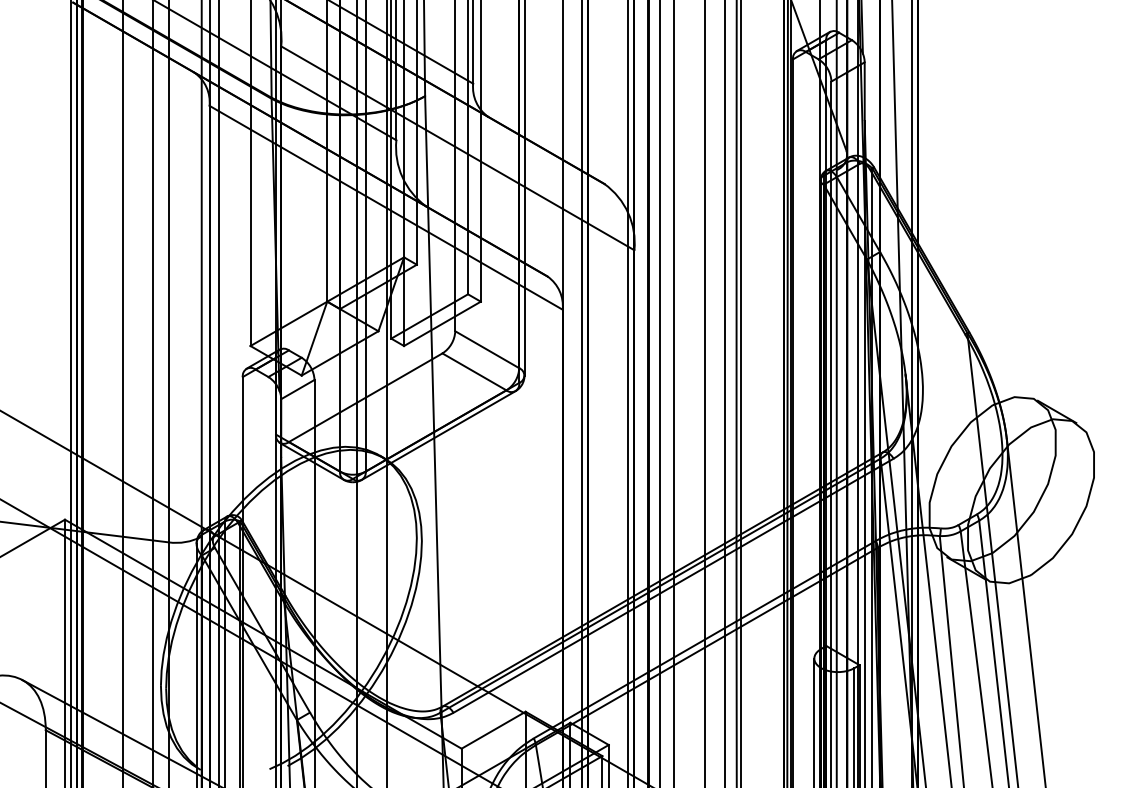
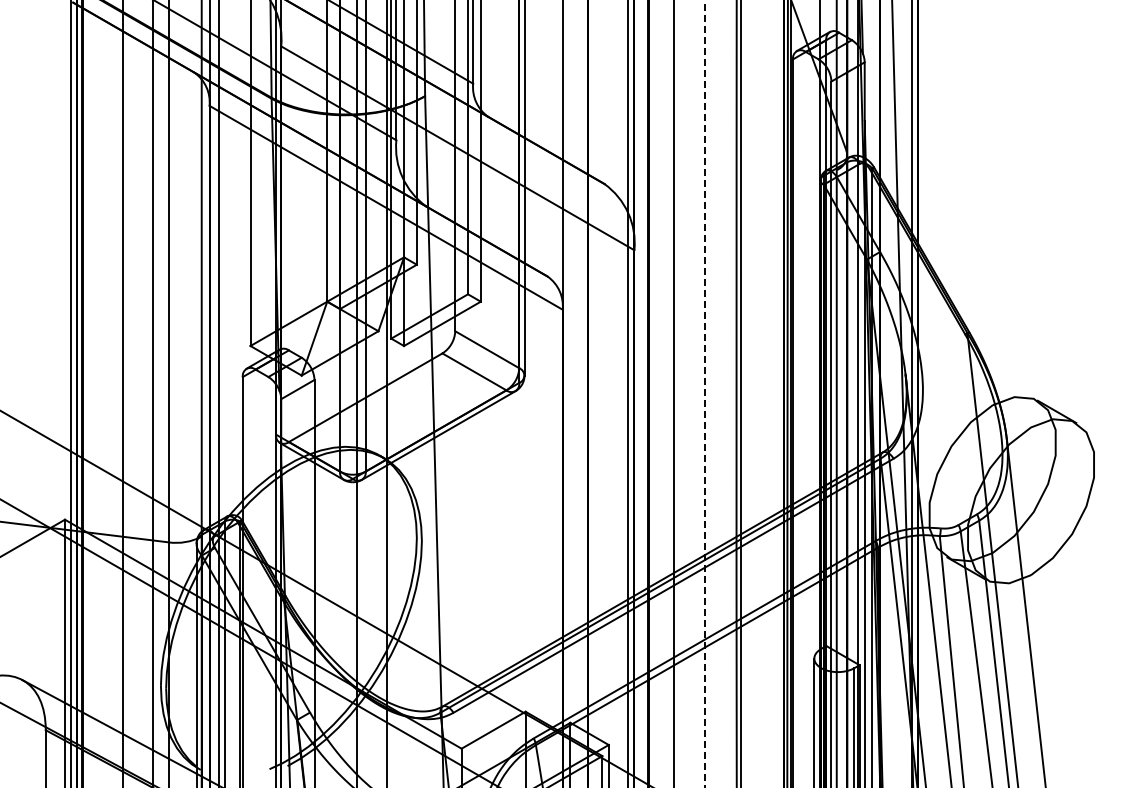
line: present -> none (581, 393)
line: present -> none (659, 393)
line: solid -> dashed (704, 393)
line: present -> none (725, 393)
